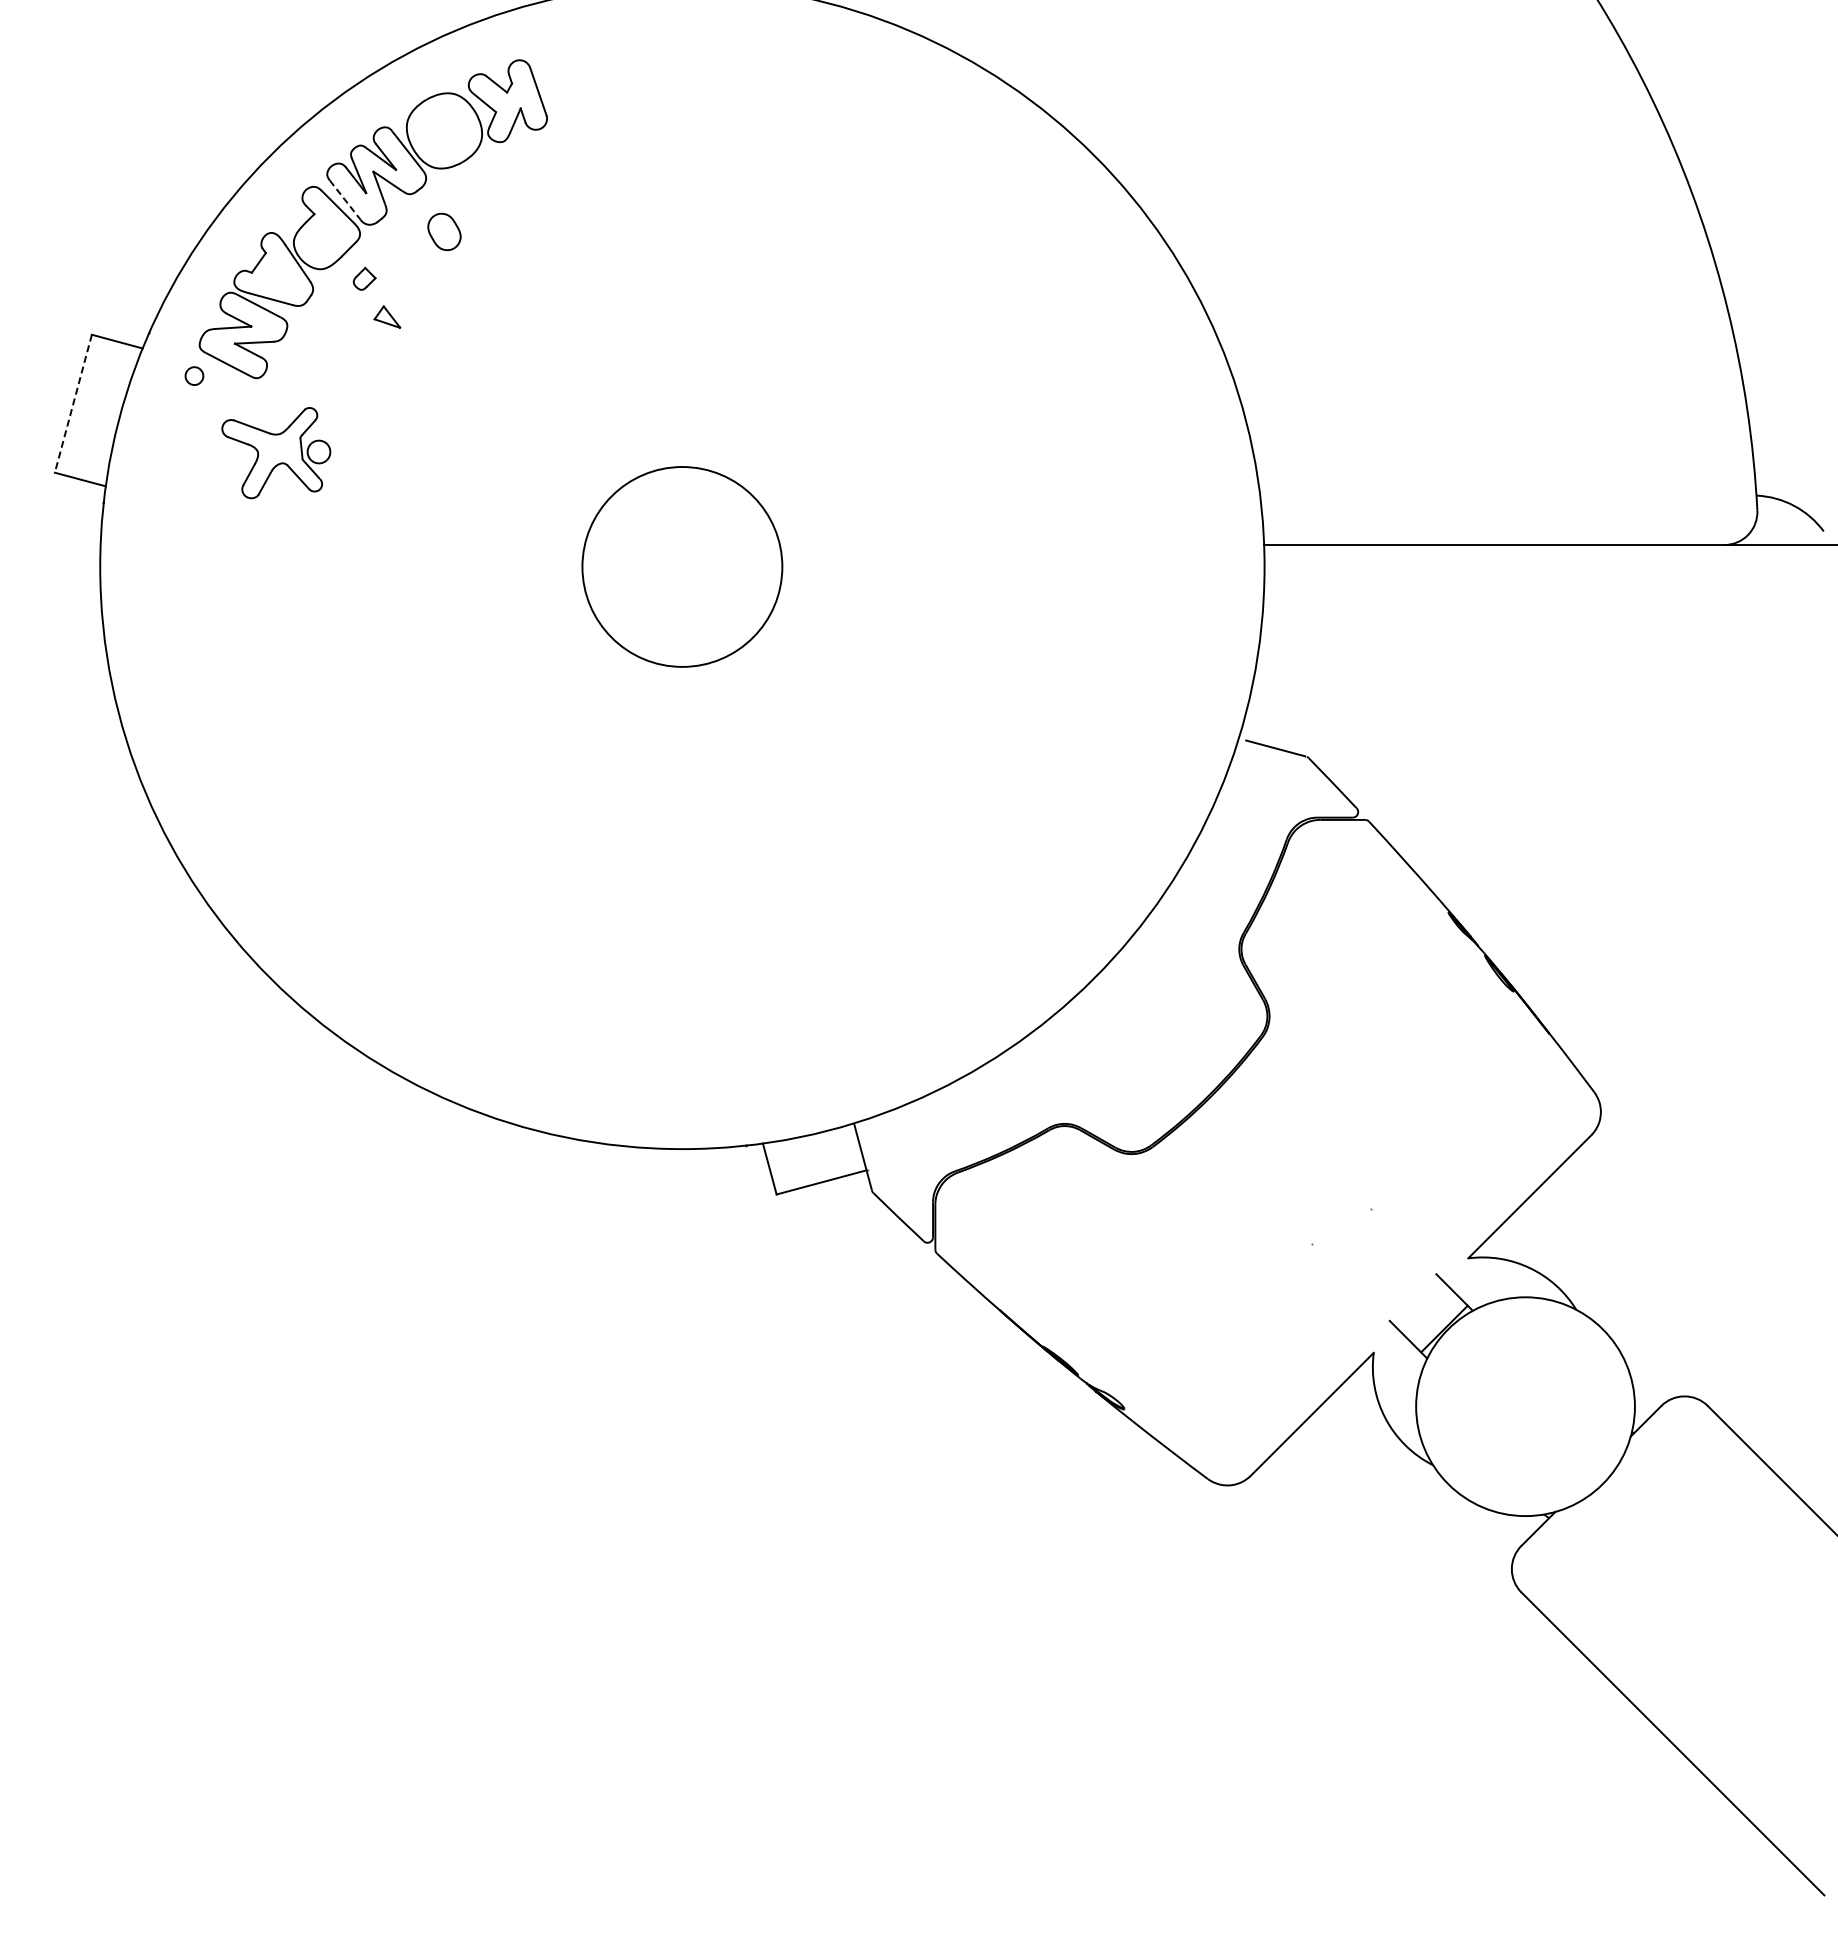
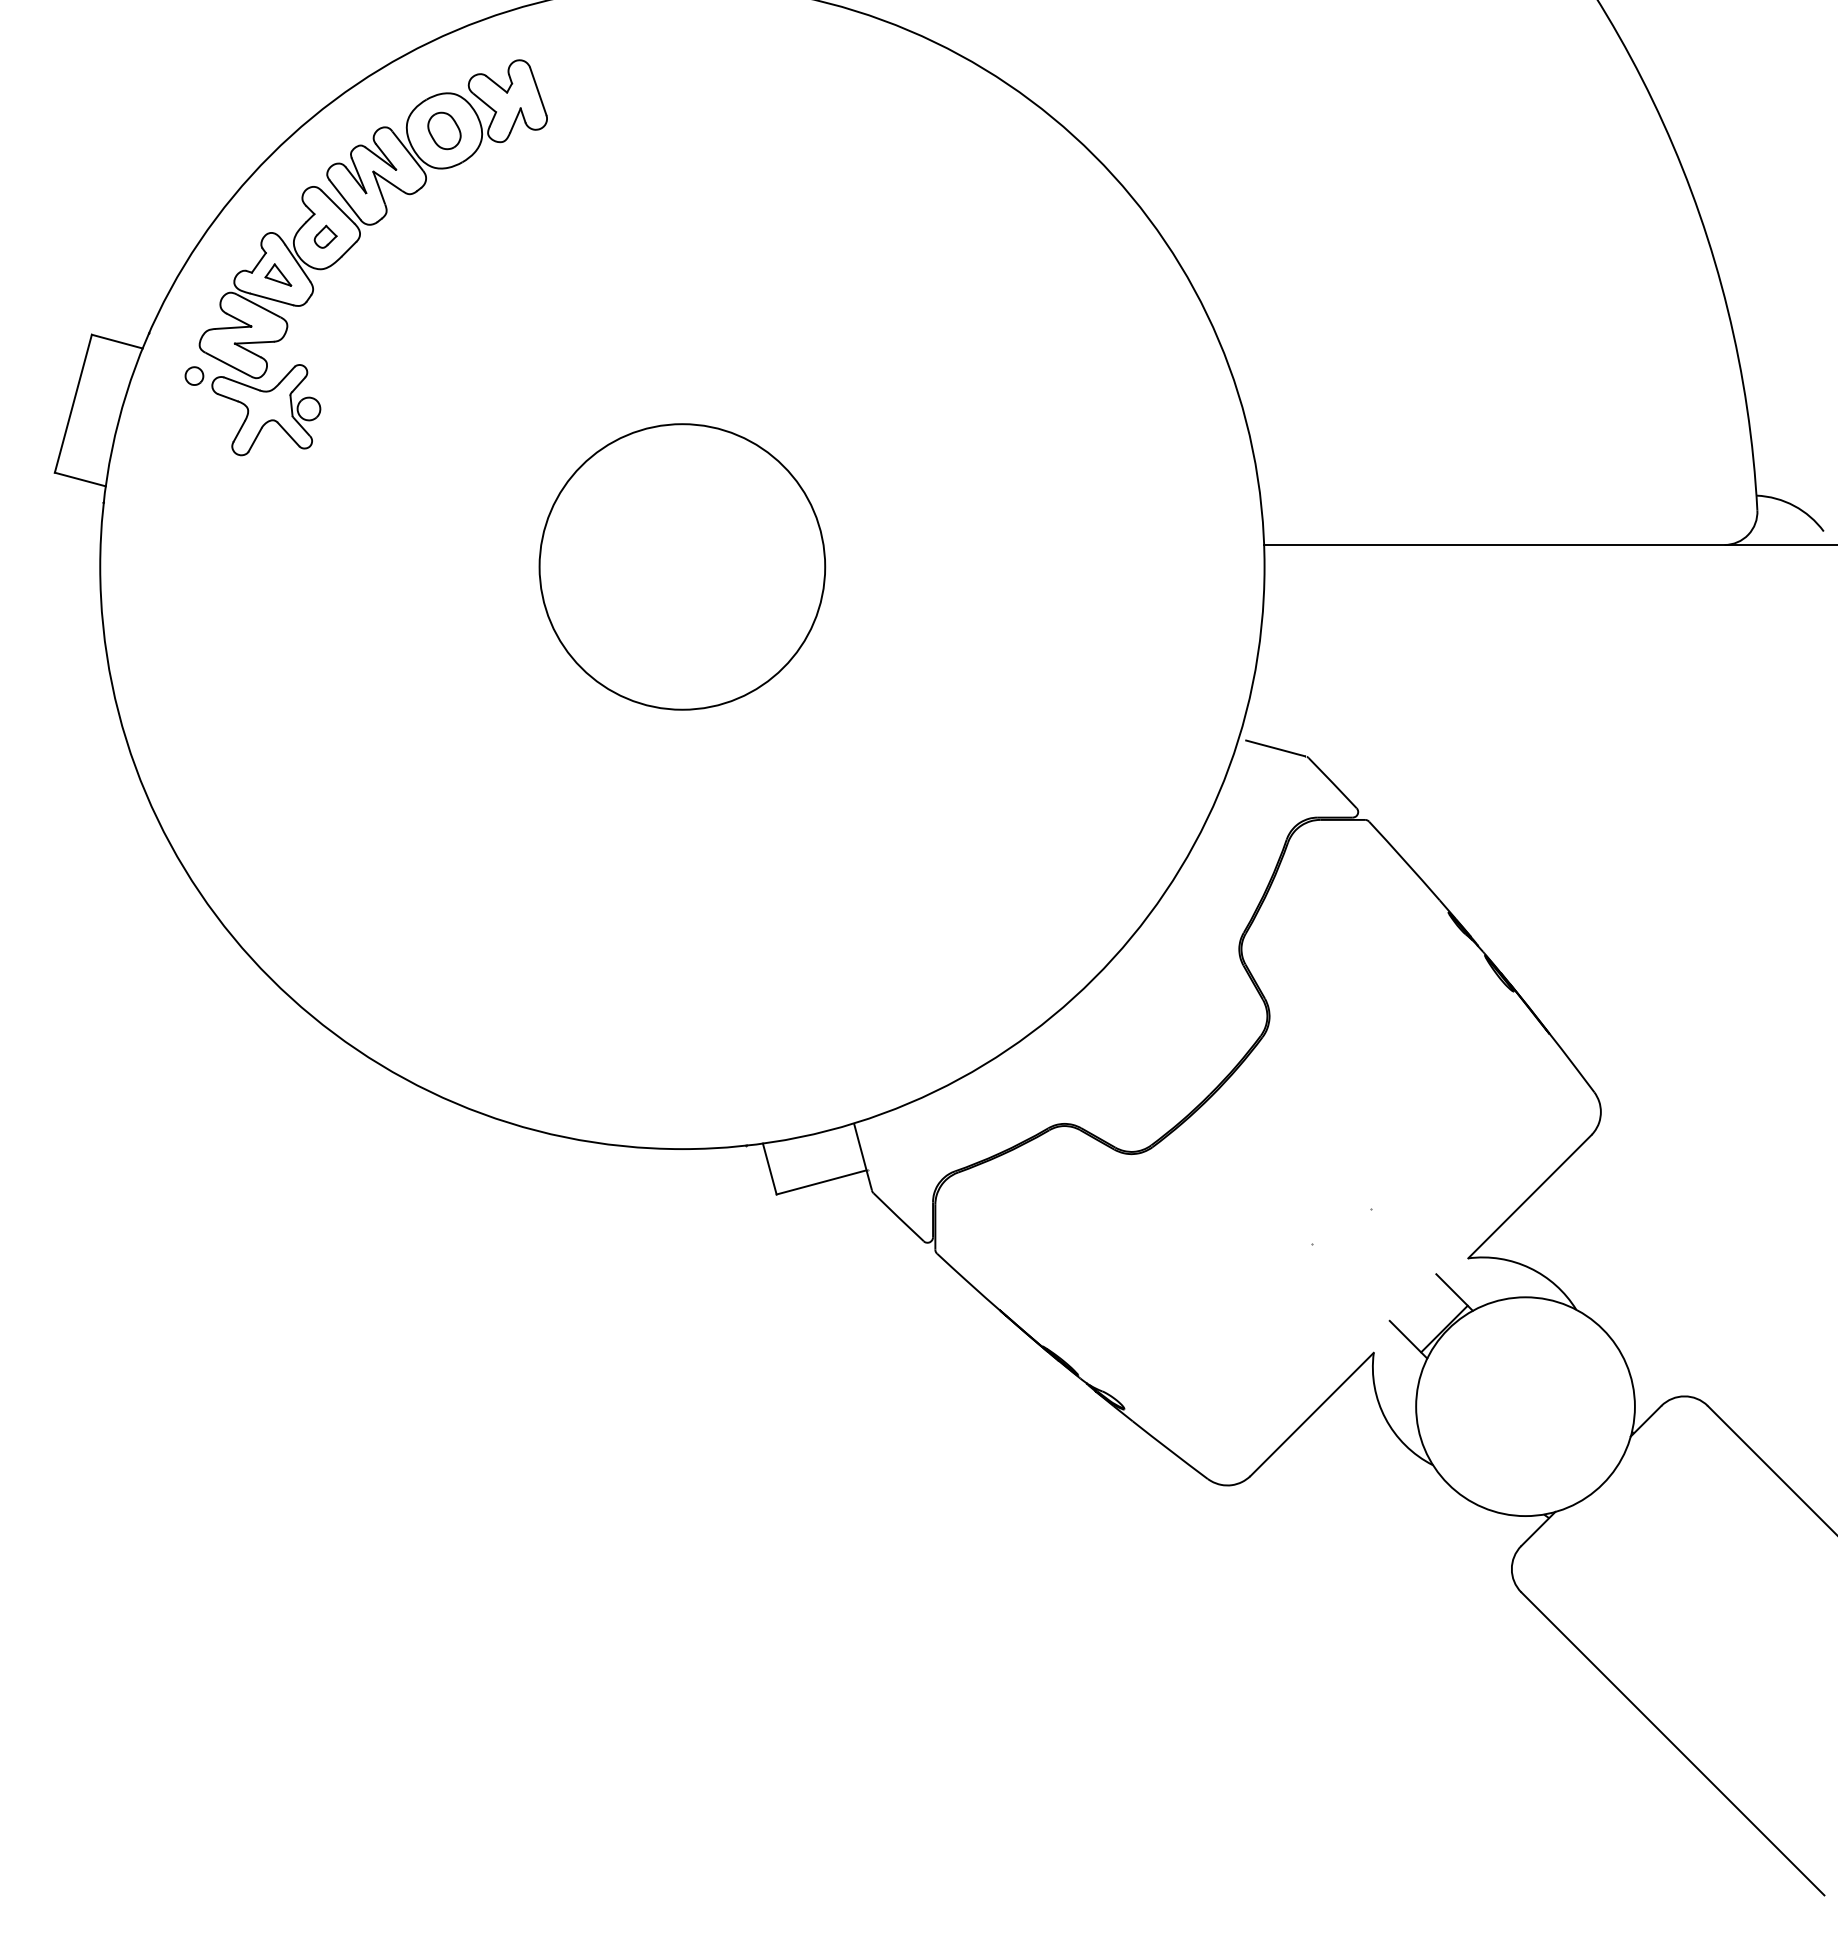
line: dashed -> solid (345, 200)
part position: (444, 231) -> (444, 130) (444, 130)
part position: (364, 278) -> (325, 236) (325, 236)
part position: (387, 316) -> (278, 274) (278, 274)
line: dashed -> solid (73, 404)
part position: (276, 453) -> (266, 410) (266, 410)
circle diameter: 200 px -> 286 px (682, 566)
